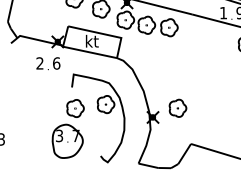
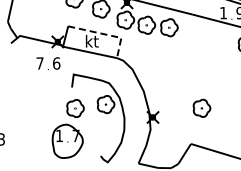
line: solid -> dashed (105, 34)
text: 2 -> 7 (39, 63)
part position: (177, 107) -> (201, 107) (201, 107)
text: 3 -> 1 (59, 135)
